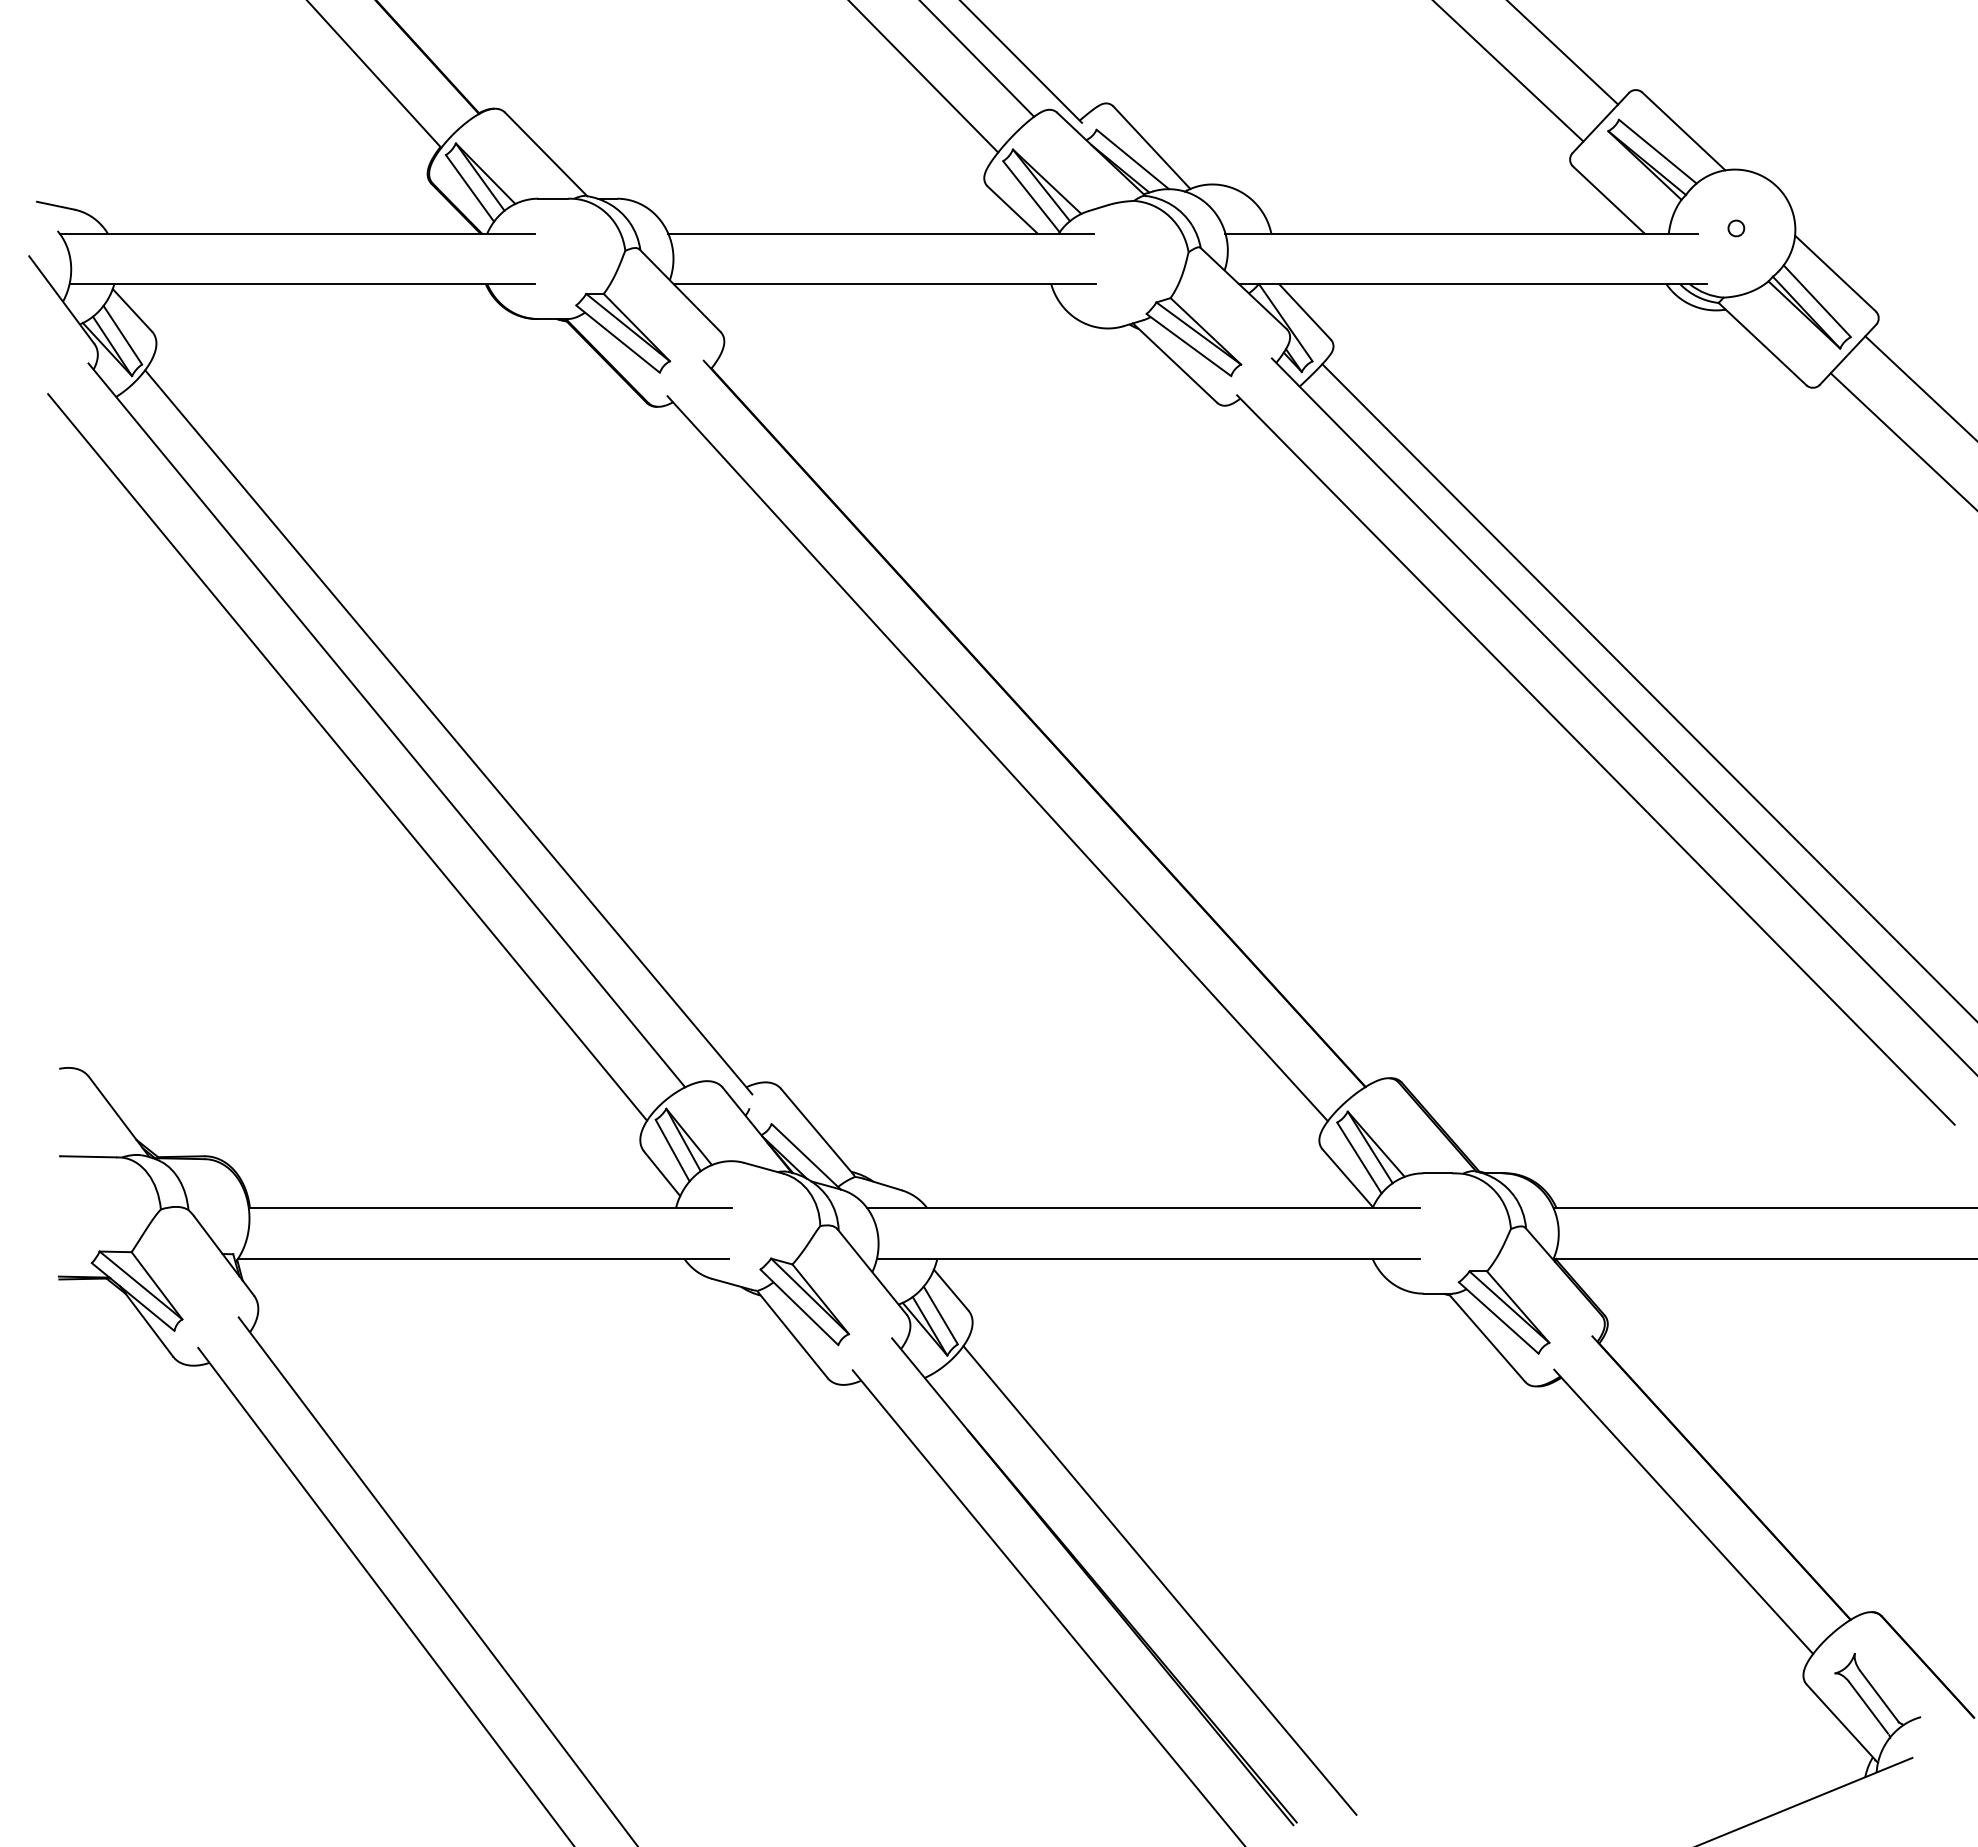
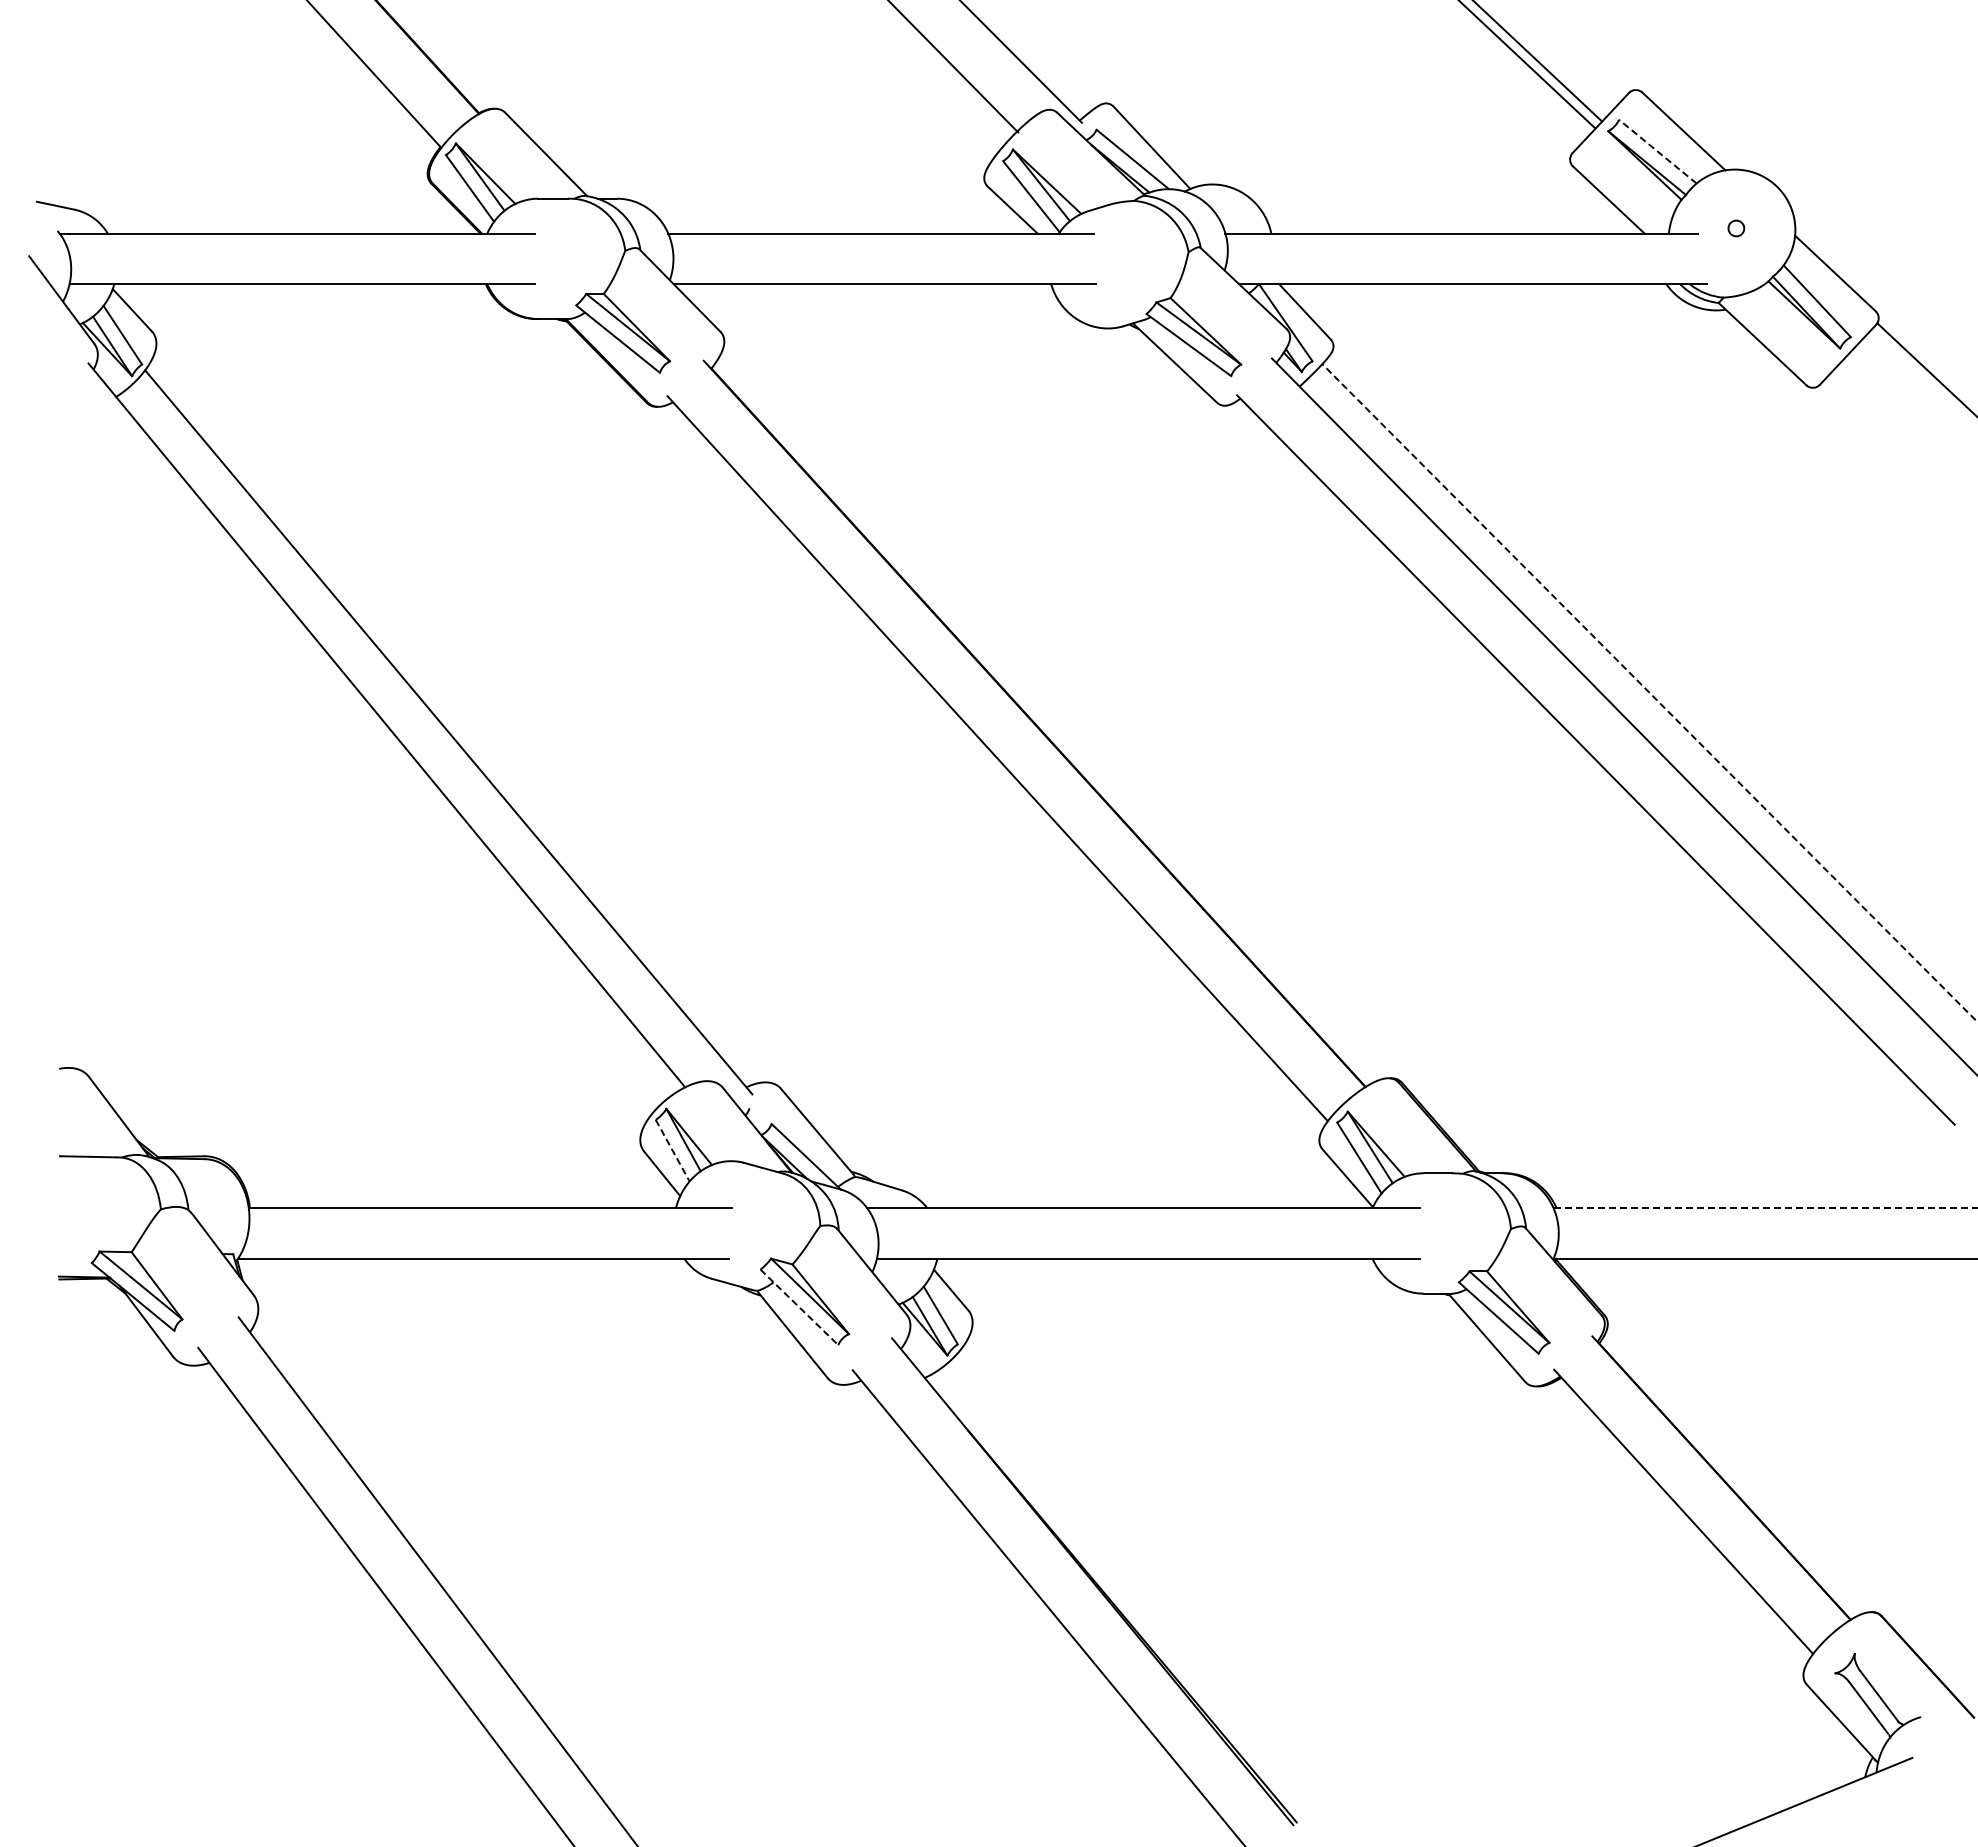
line position: (1563, 53) -> (1538, 61) (1538, 61)
line: present -> none (977, 59)
line position: (1509, 71) -> (1528, 65) (1528, 65)
line position: (924, 77) -> (953, 67) (953, 67)
line: solid -> dashed (1657, 151)
line position: (1919, 387) -> (1925, 368) (1925, 368)
line: present -> none (1902, 440)
line: solid -> dashed (1649, 692)
line: present -> none (347, 757)
line: solid -> dashed (672, 1151)
line: solid -> dashed (1765, 1208)
line: solid -> dashed (799, 1307)
line: present -> none (1159, 1580)
